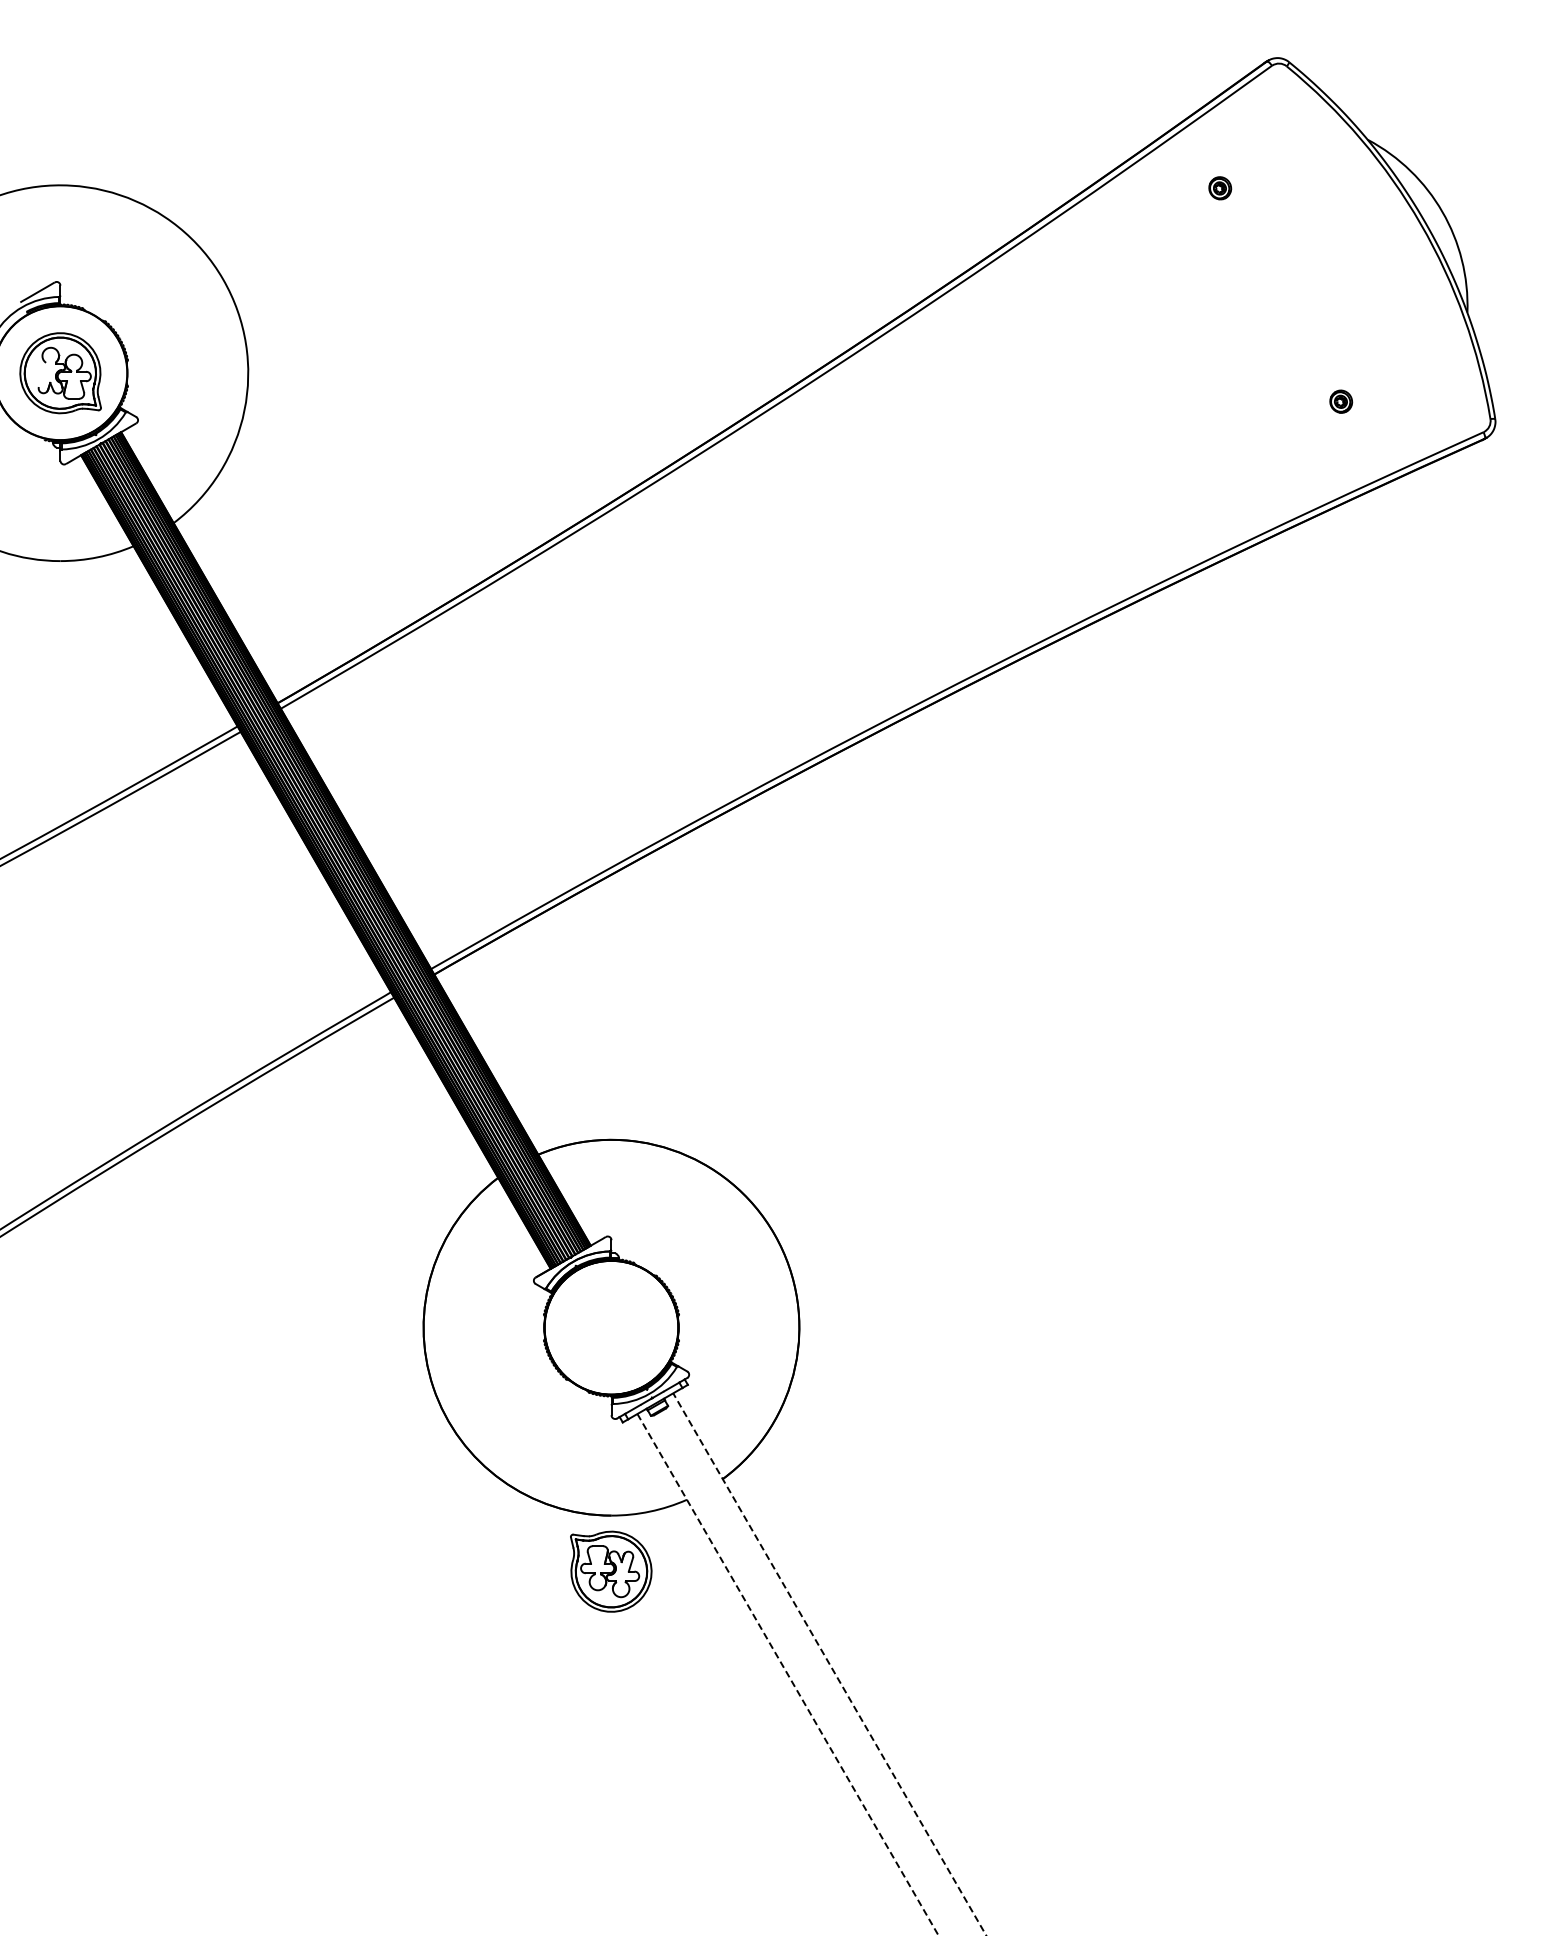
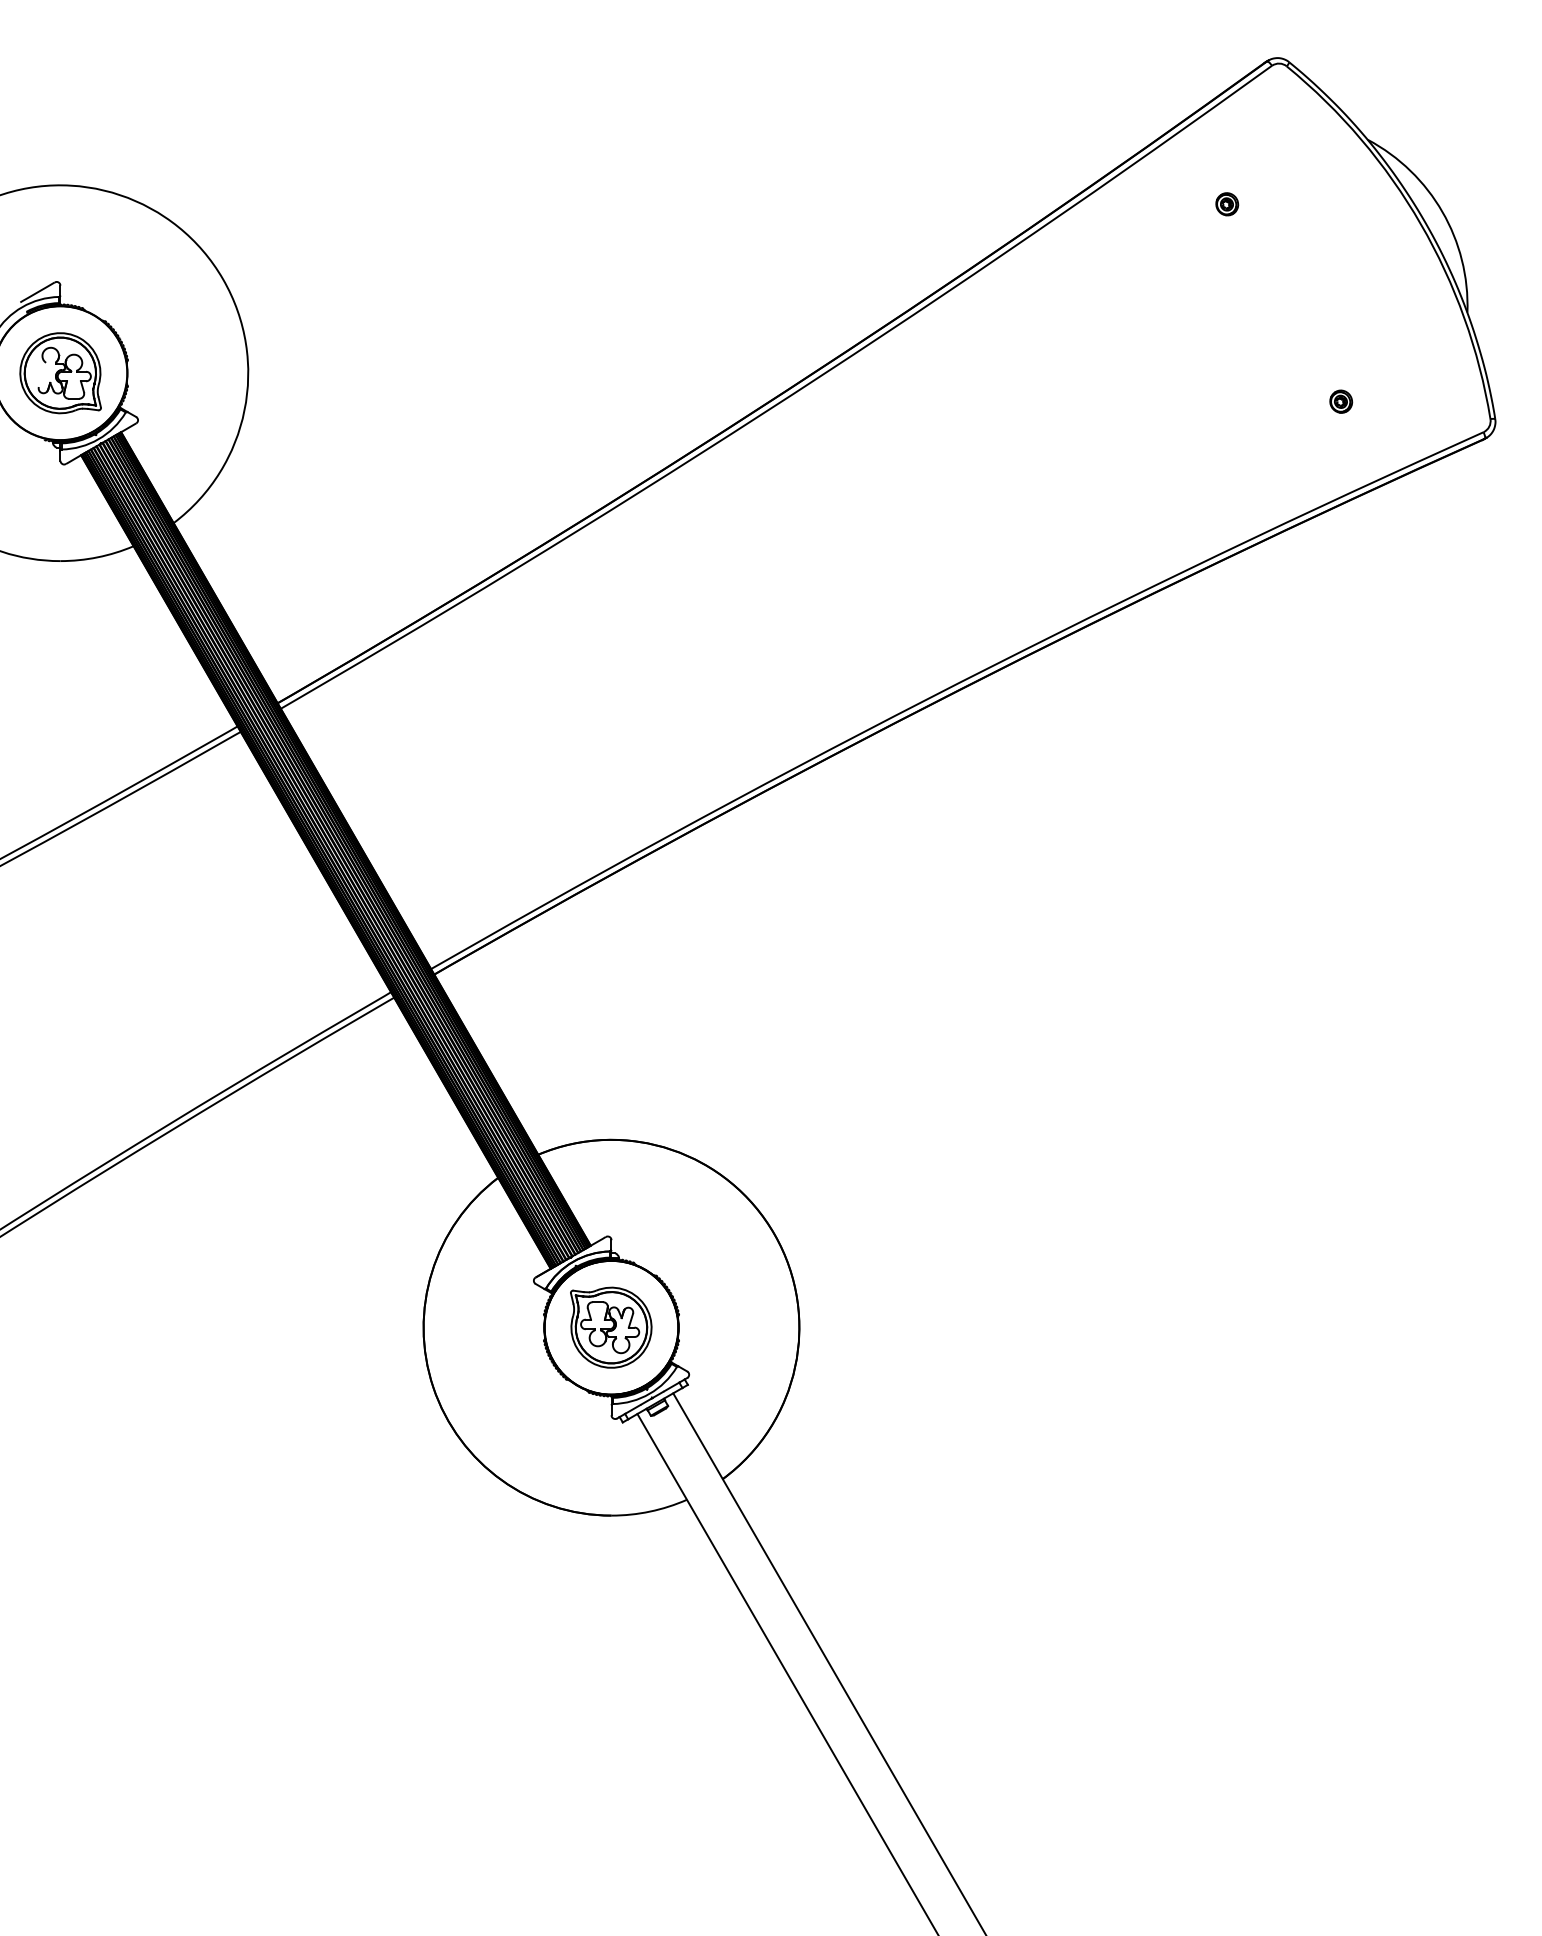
part position: (1220, 188) -> (1227, 204) (1227, 204)
part position: (611, 1571) -> (611, 1327) (611, 1327)
line: dashed -> solid (829, 1664)
line: dashed -> solid (788, 1675)
